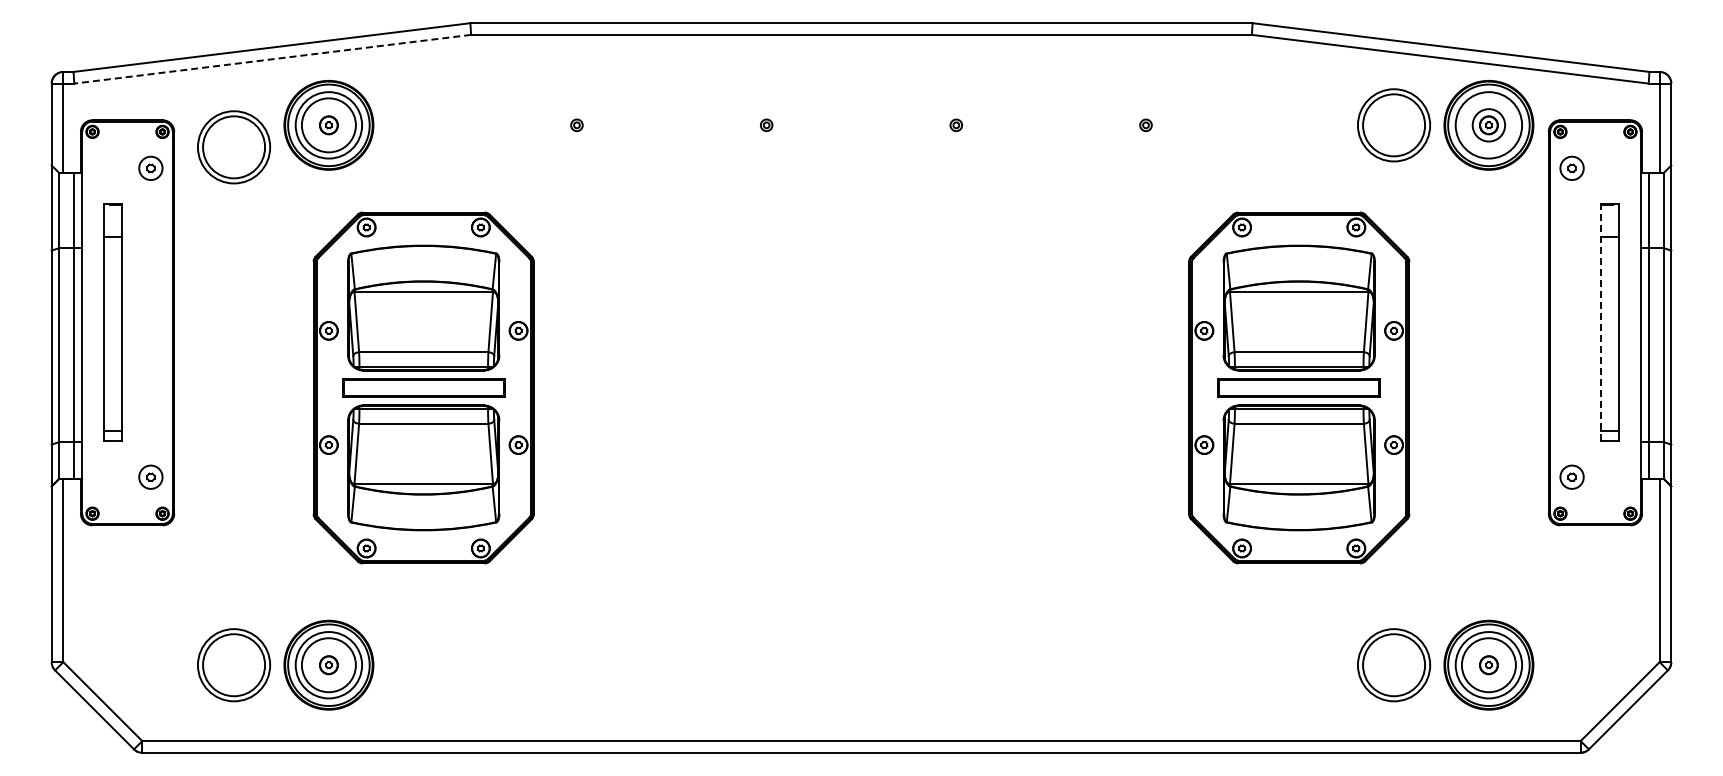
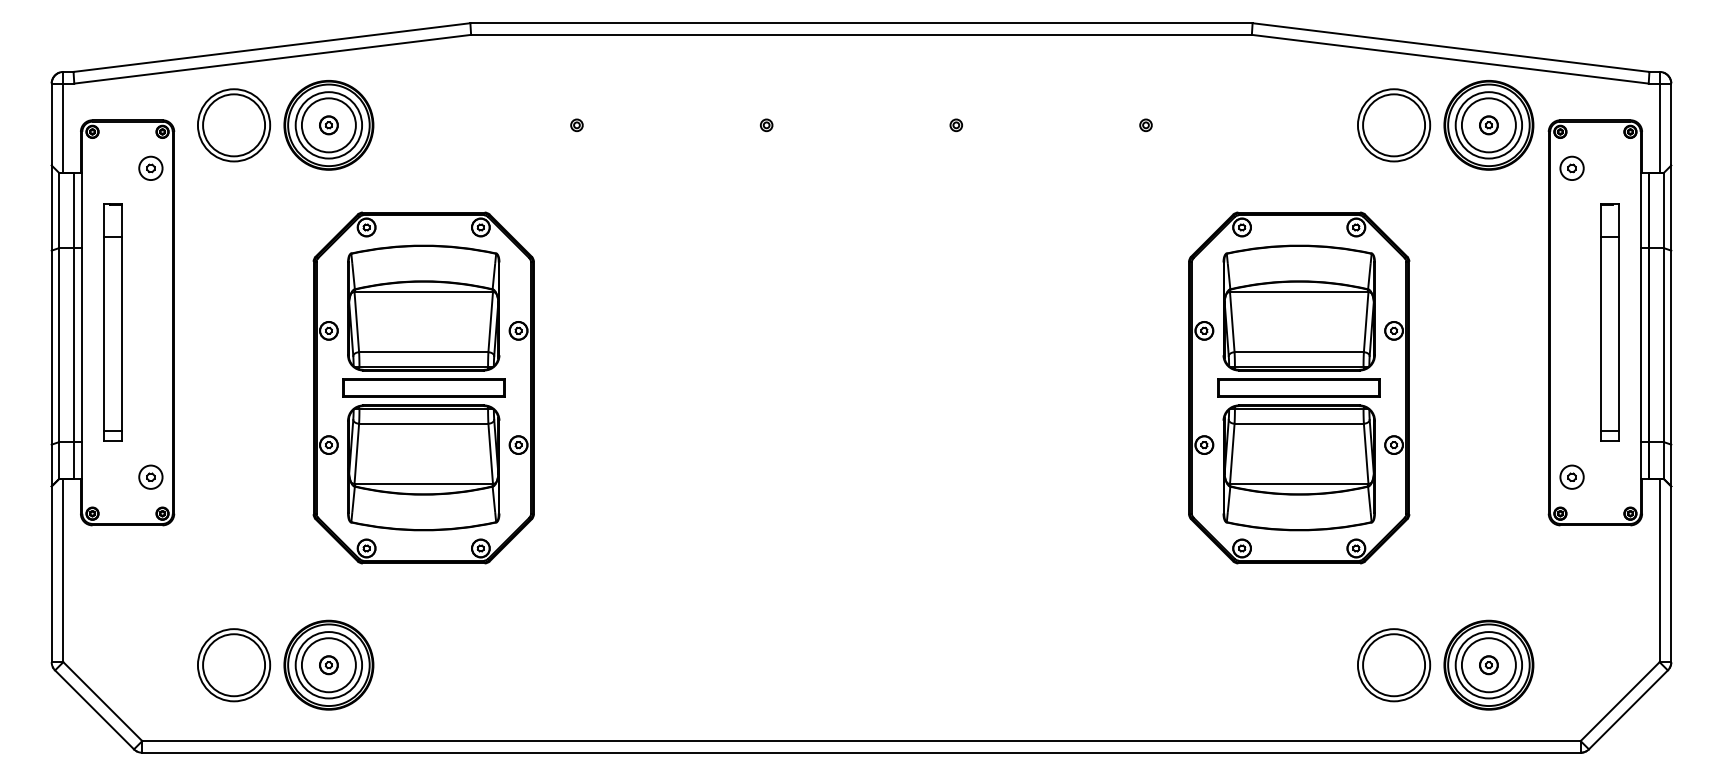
line: dashed -> solid (272, 59)
circle diameter: 32 px -> 54 px (1488, 125)
part position: (234, 147) -> (234, 125) (234, 125)
line: dashed -> solid (1601, 322)
